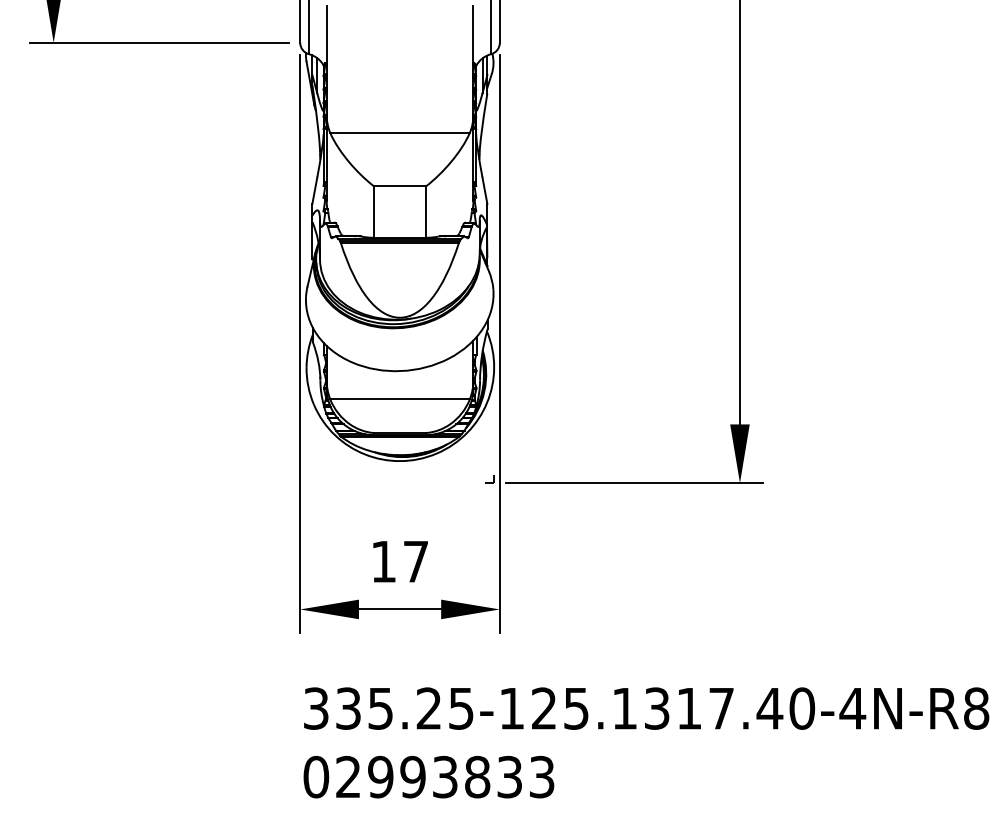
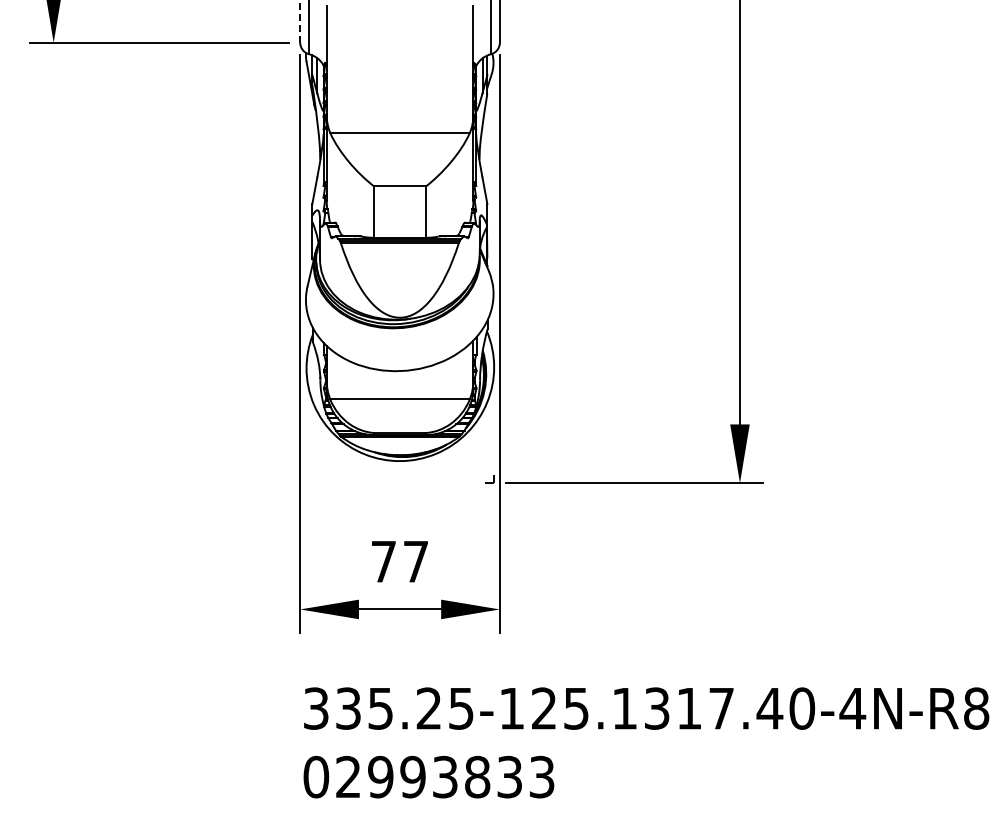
line: solid -> dashed (300, 21)
text: 17 -> 77 (383, 561)
